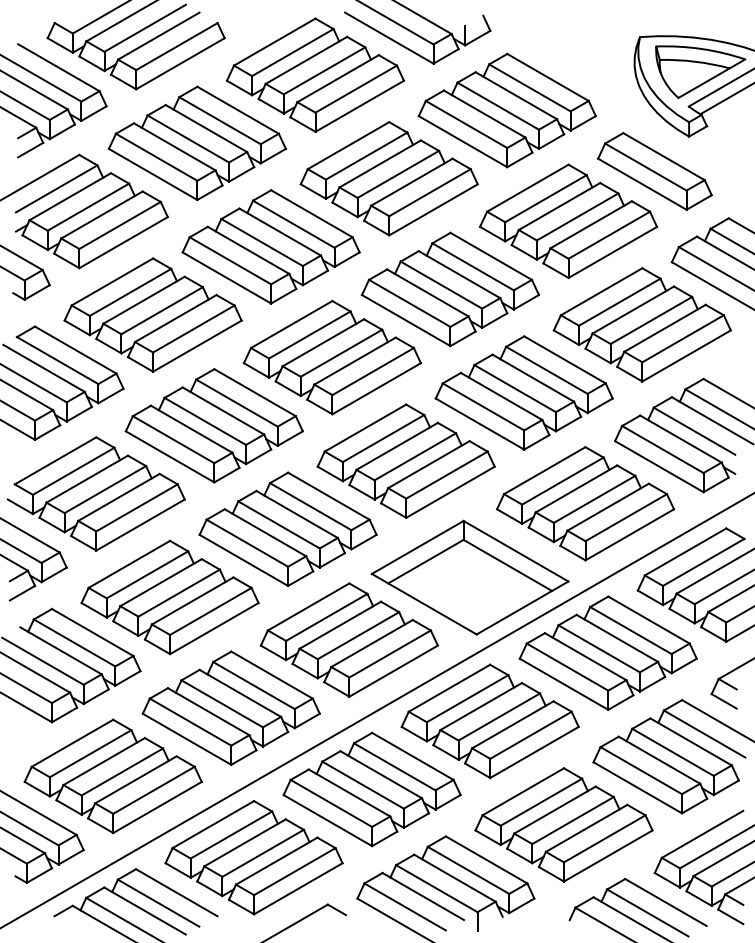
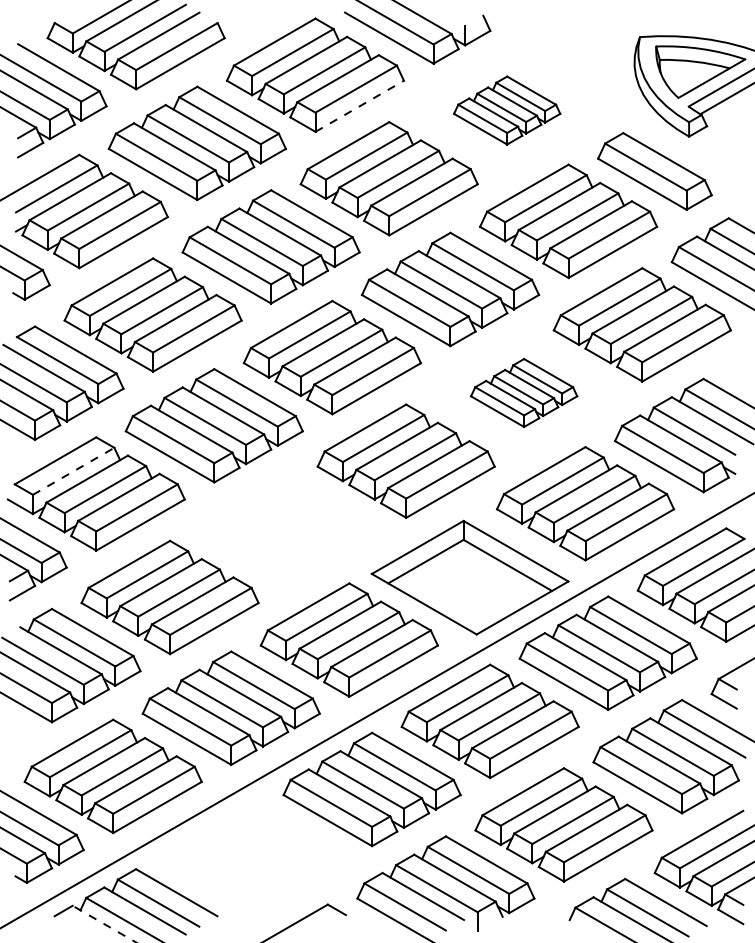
line: solid -> dashed (360, 106)
part size: 180x117 px -> 109x71 px (507, 110)
part size: 180x116 px -> 109x71 px (524, 393)
line: solid -> dashed (74, 471)
part: present -> none (287, 528)
part: present -> none (253, 857)
line: solid -> dashed (104, 924)
